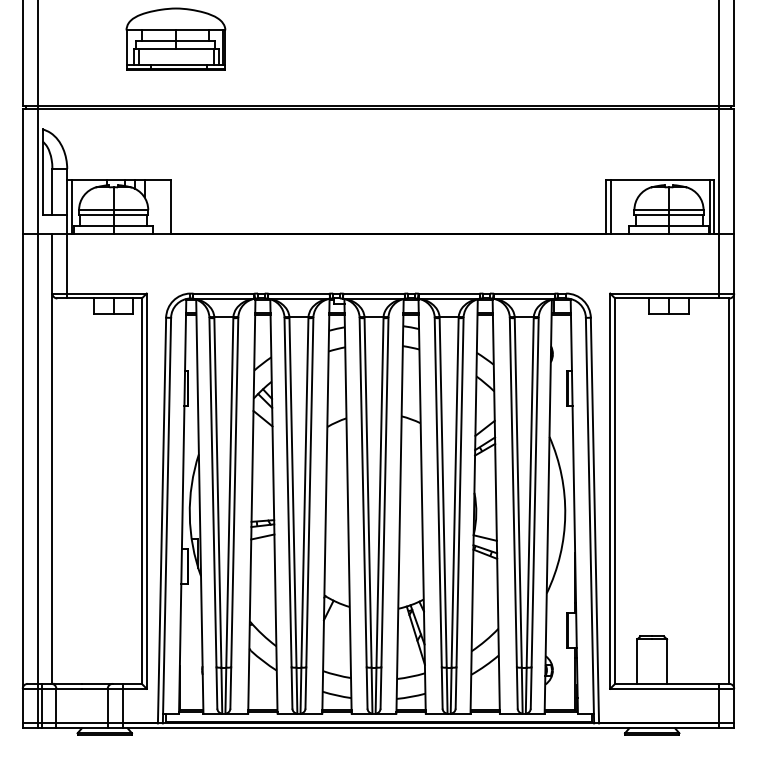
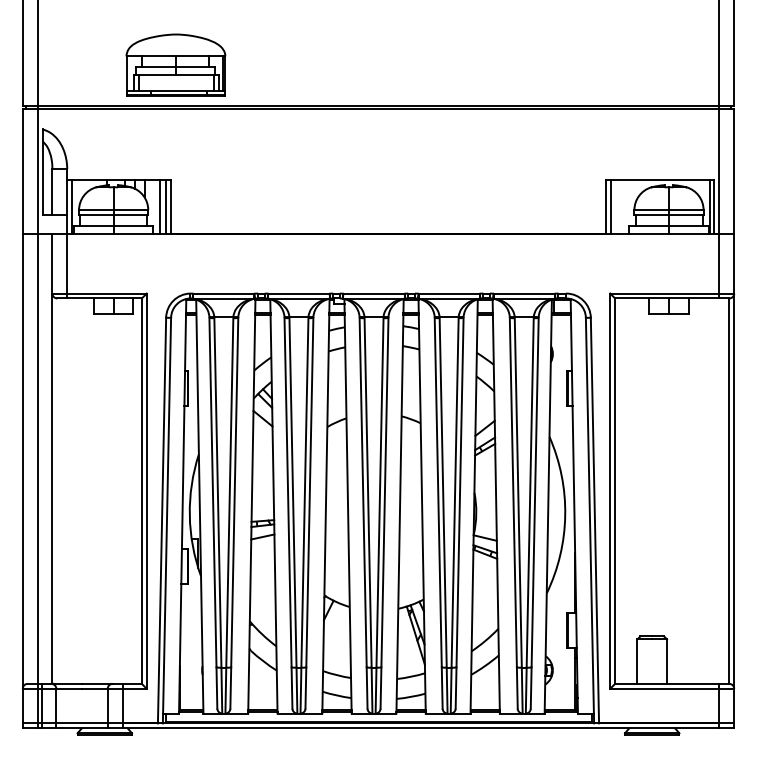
part position: (175, 38) -> (175, 64) (175, 64)
line: none -> present (160, 206)
line: none -> present (166, 206)
